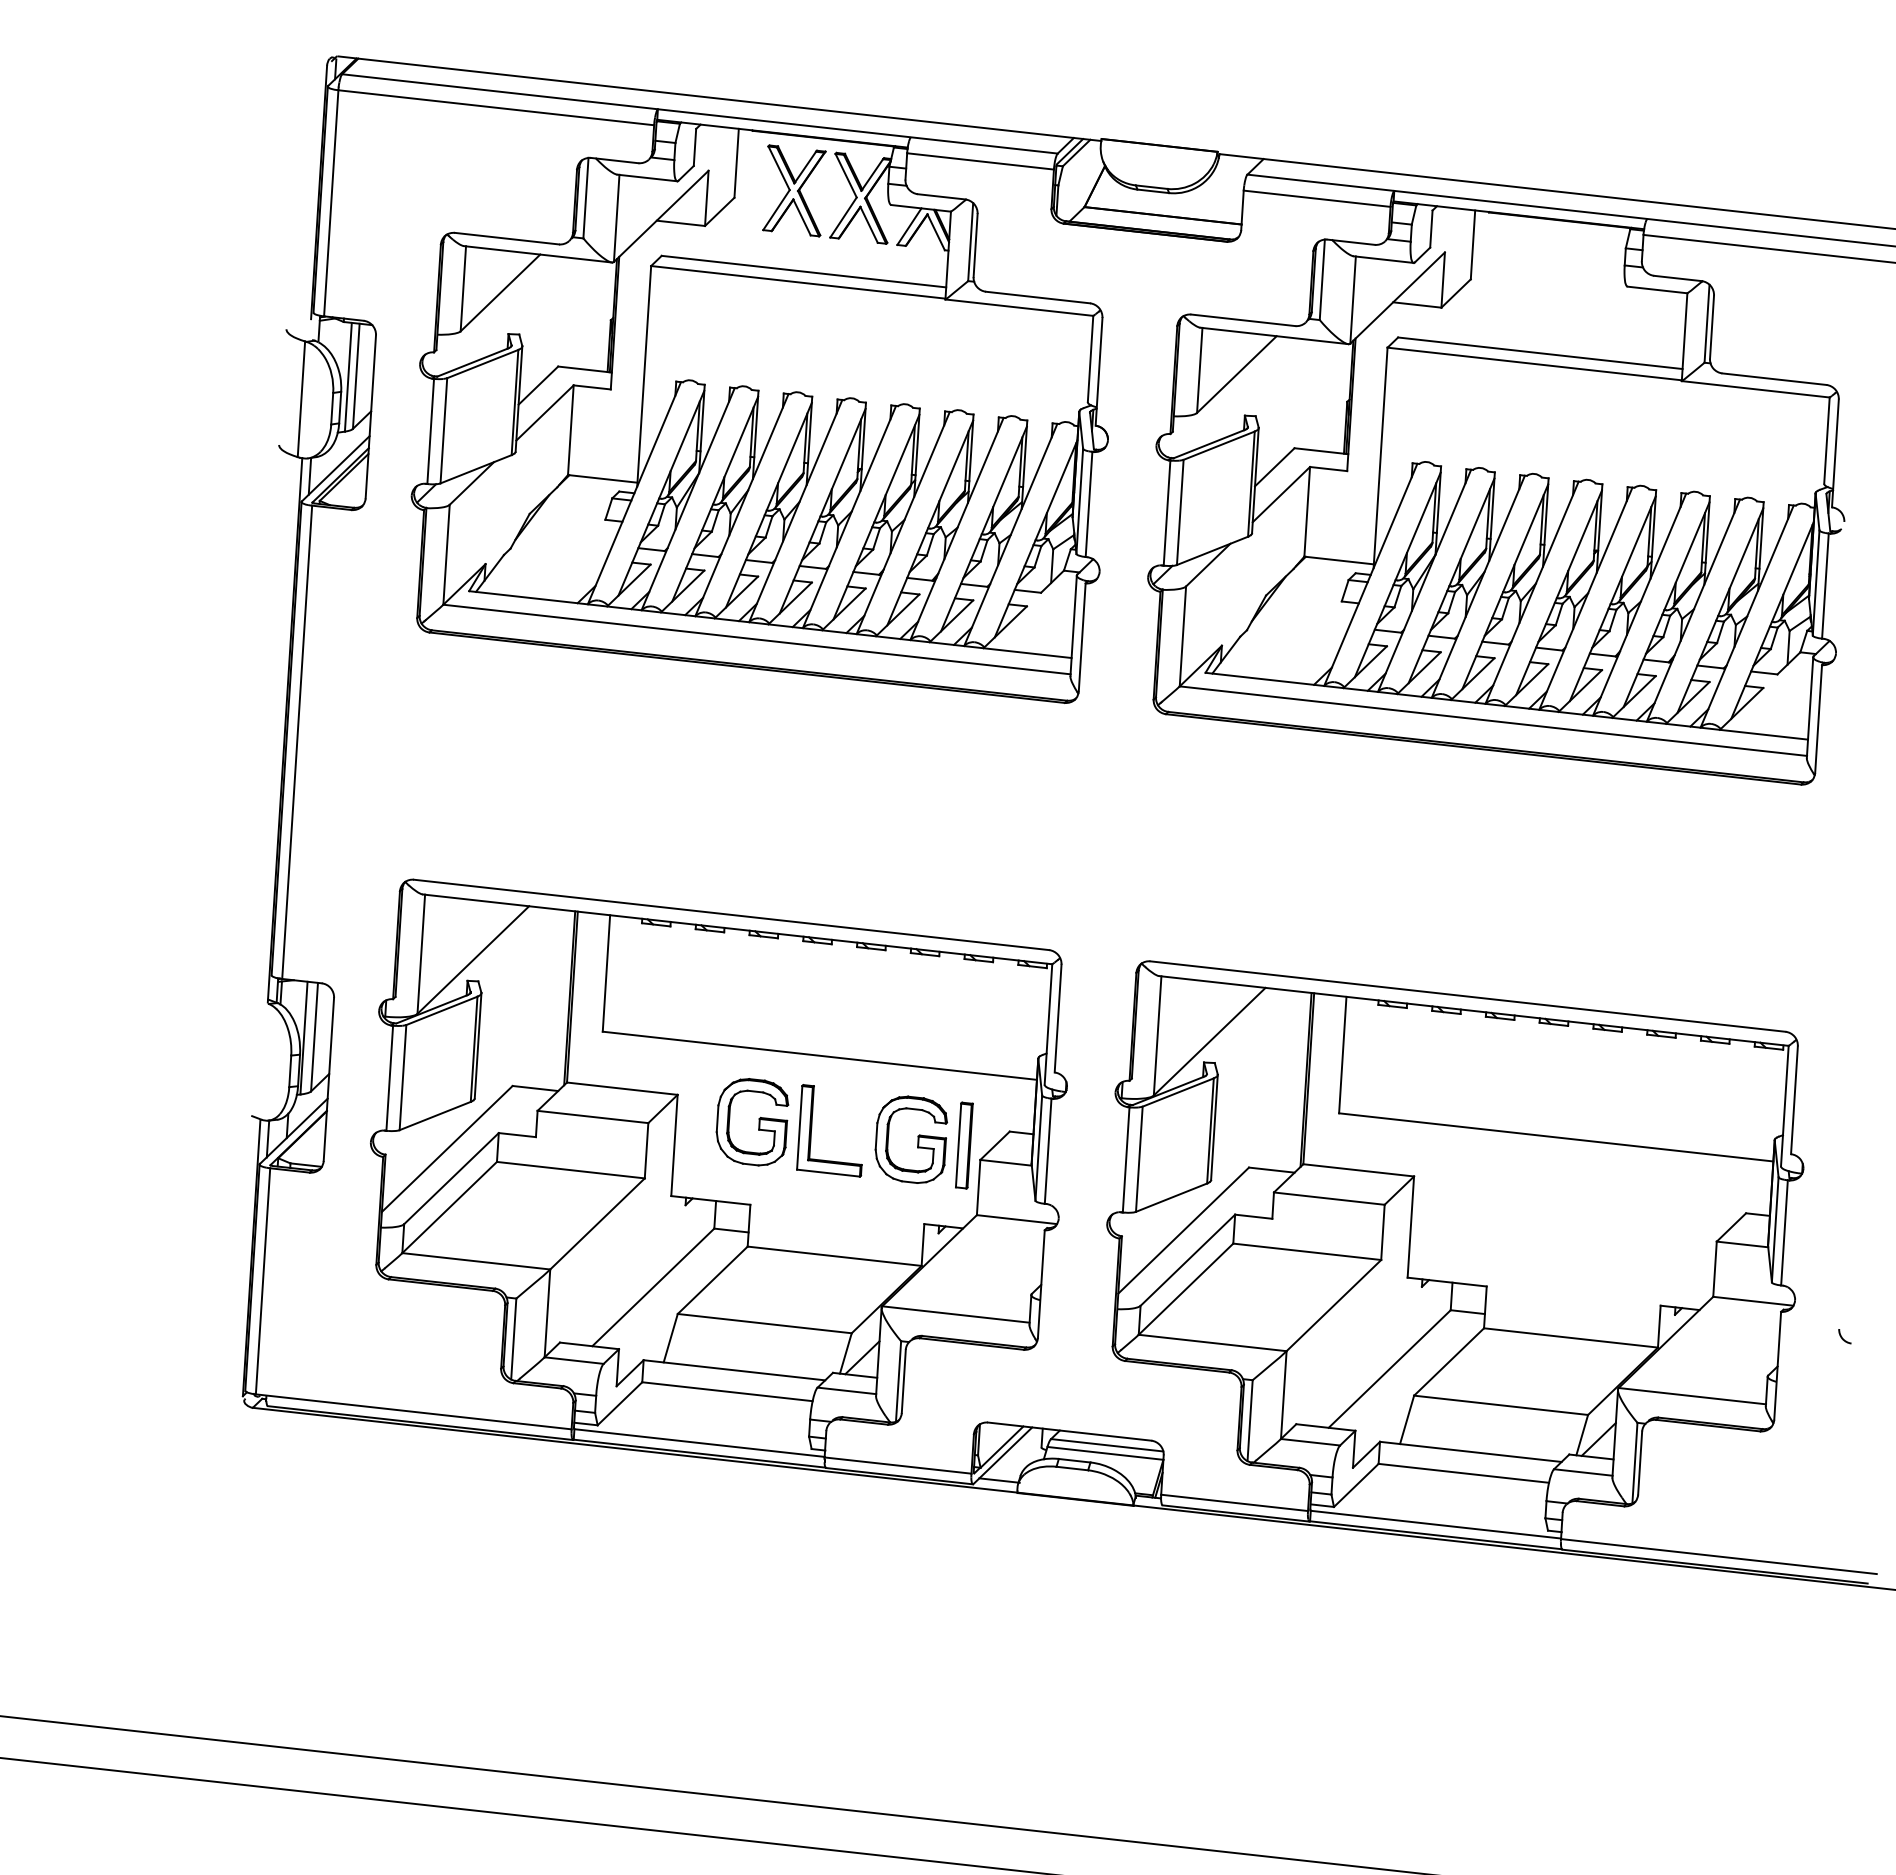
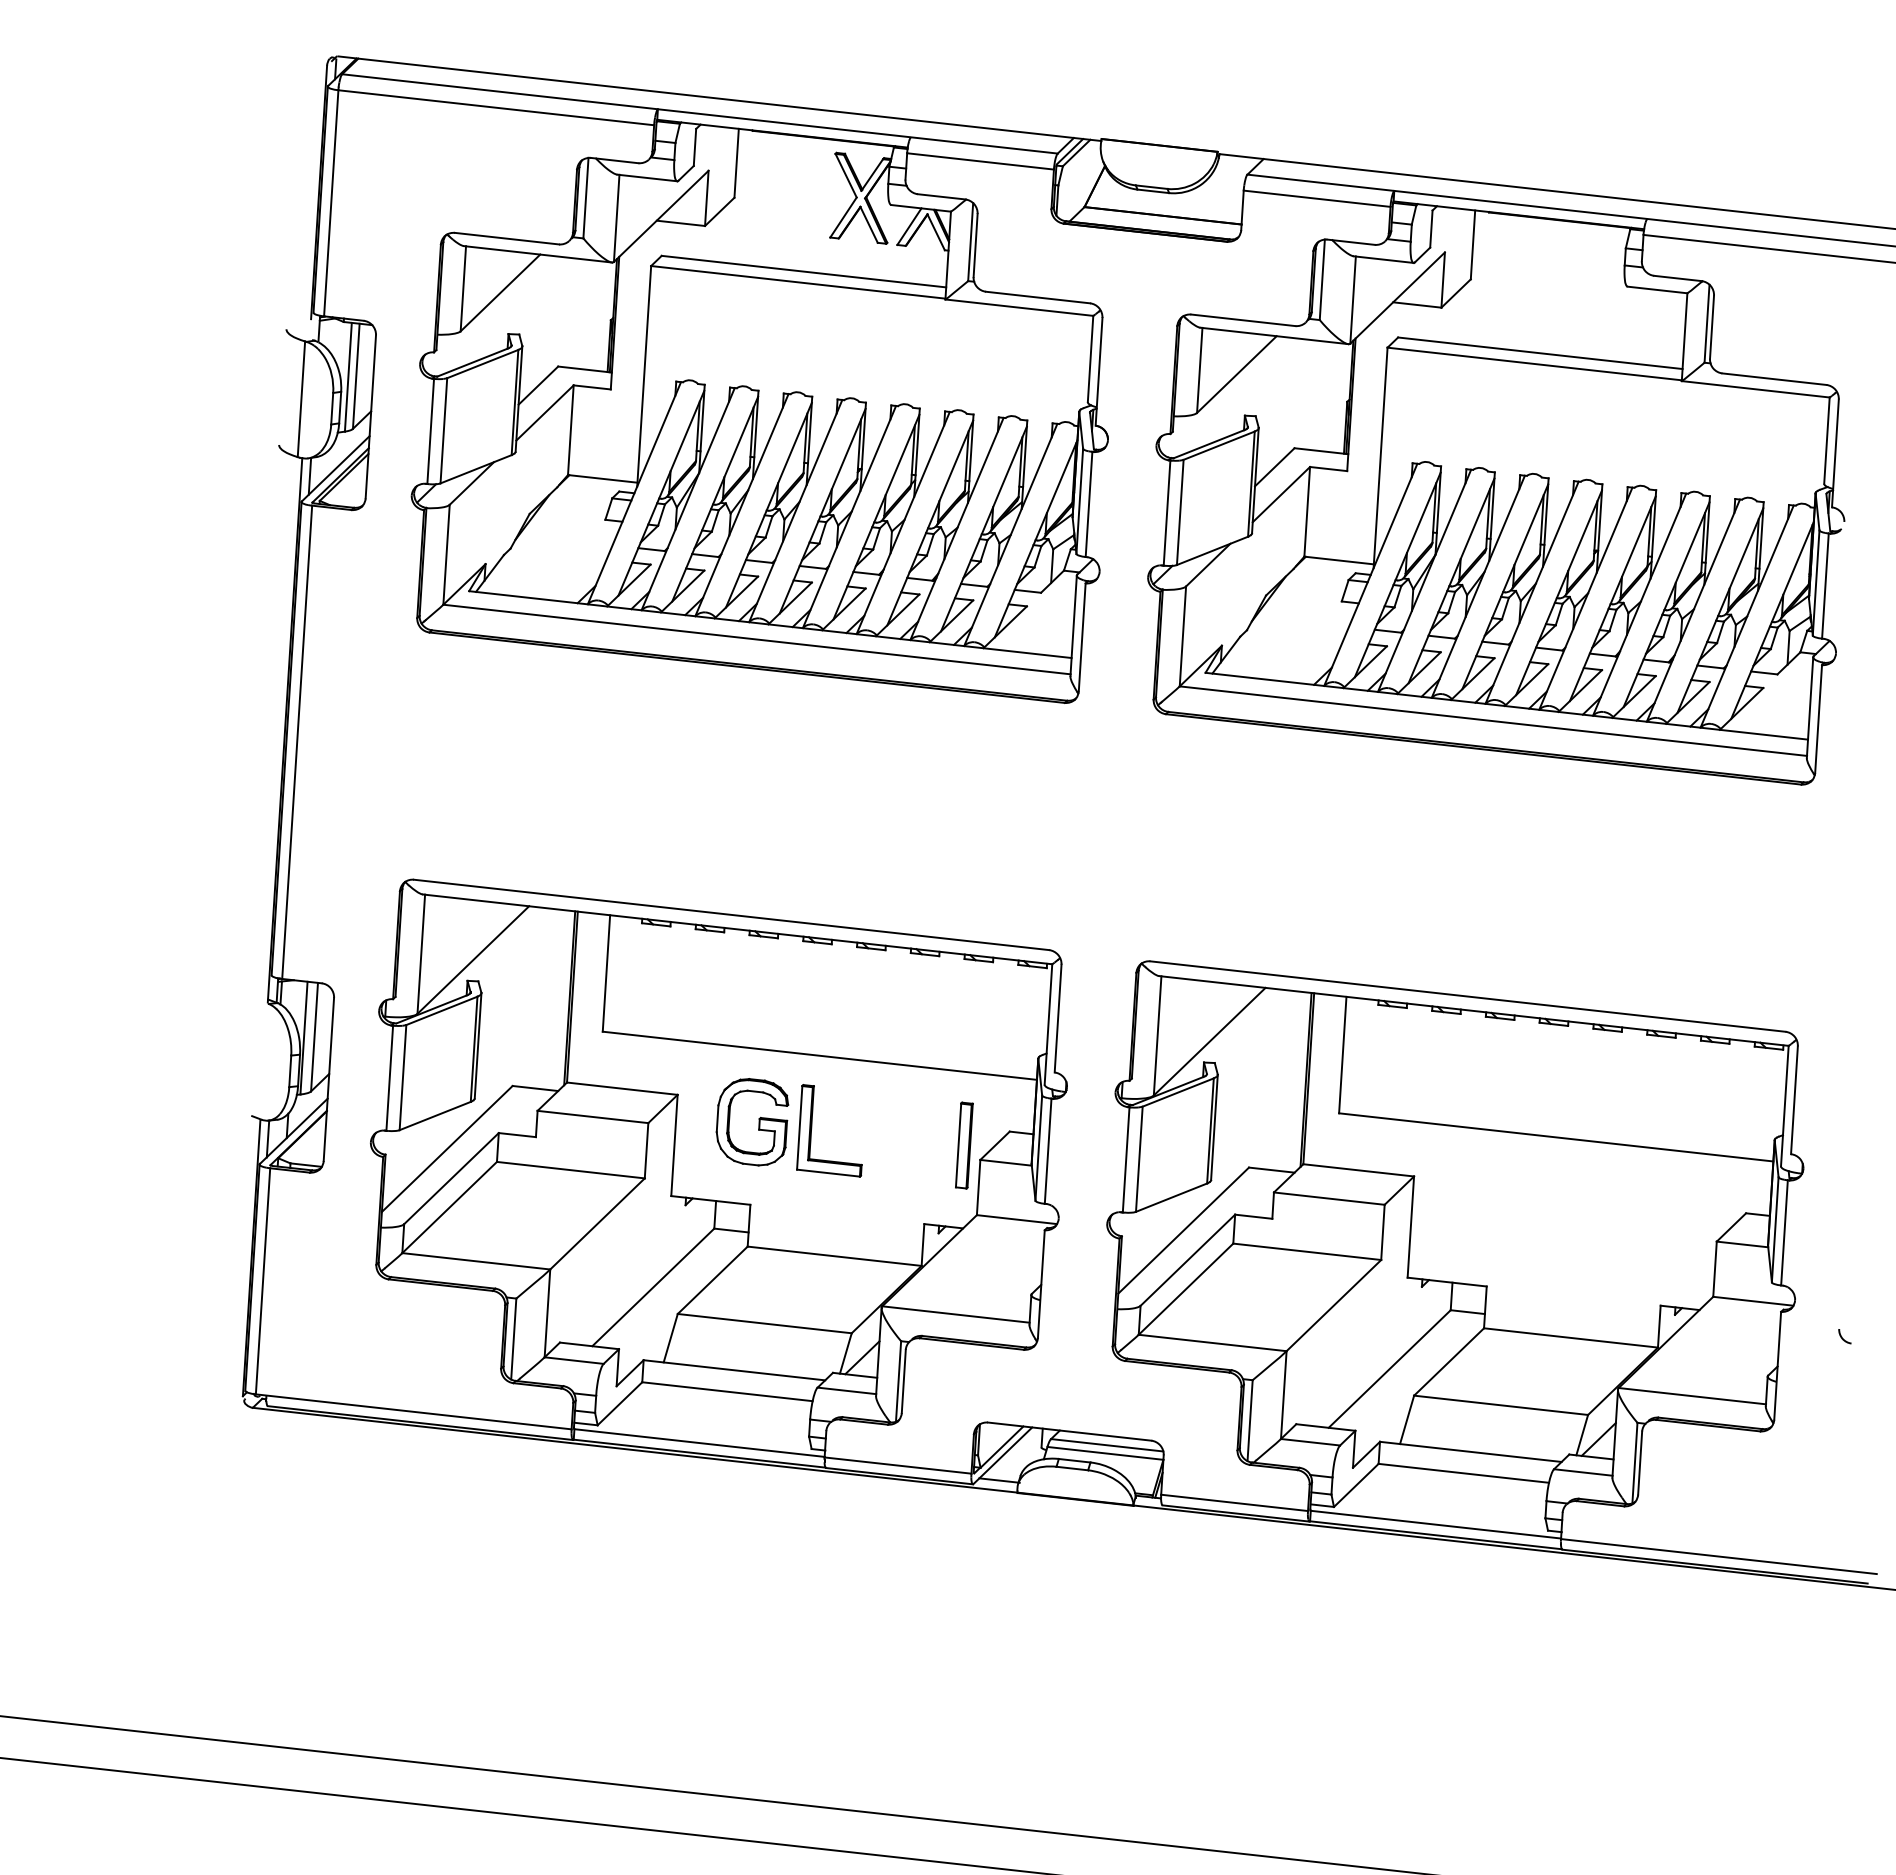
part: present -> none (794, 190)
part: present -> none (911, 1139)
